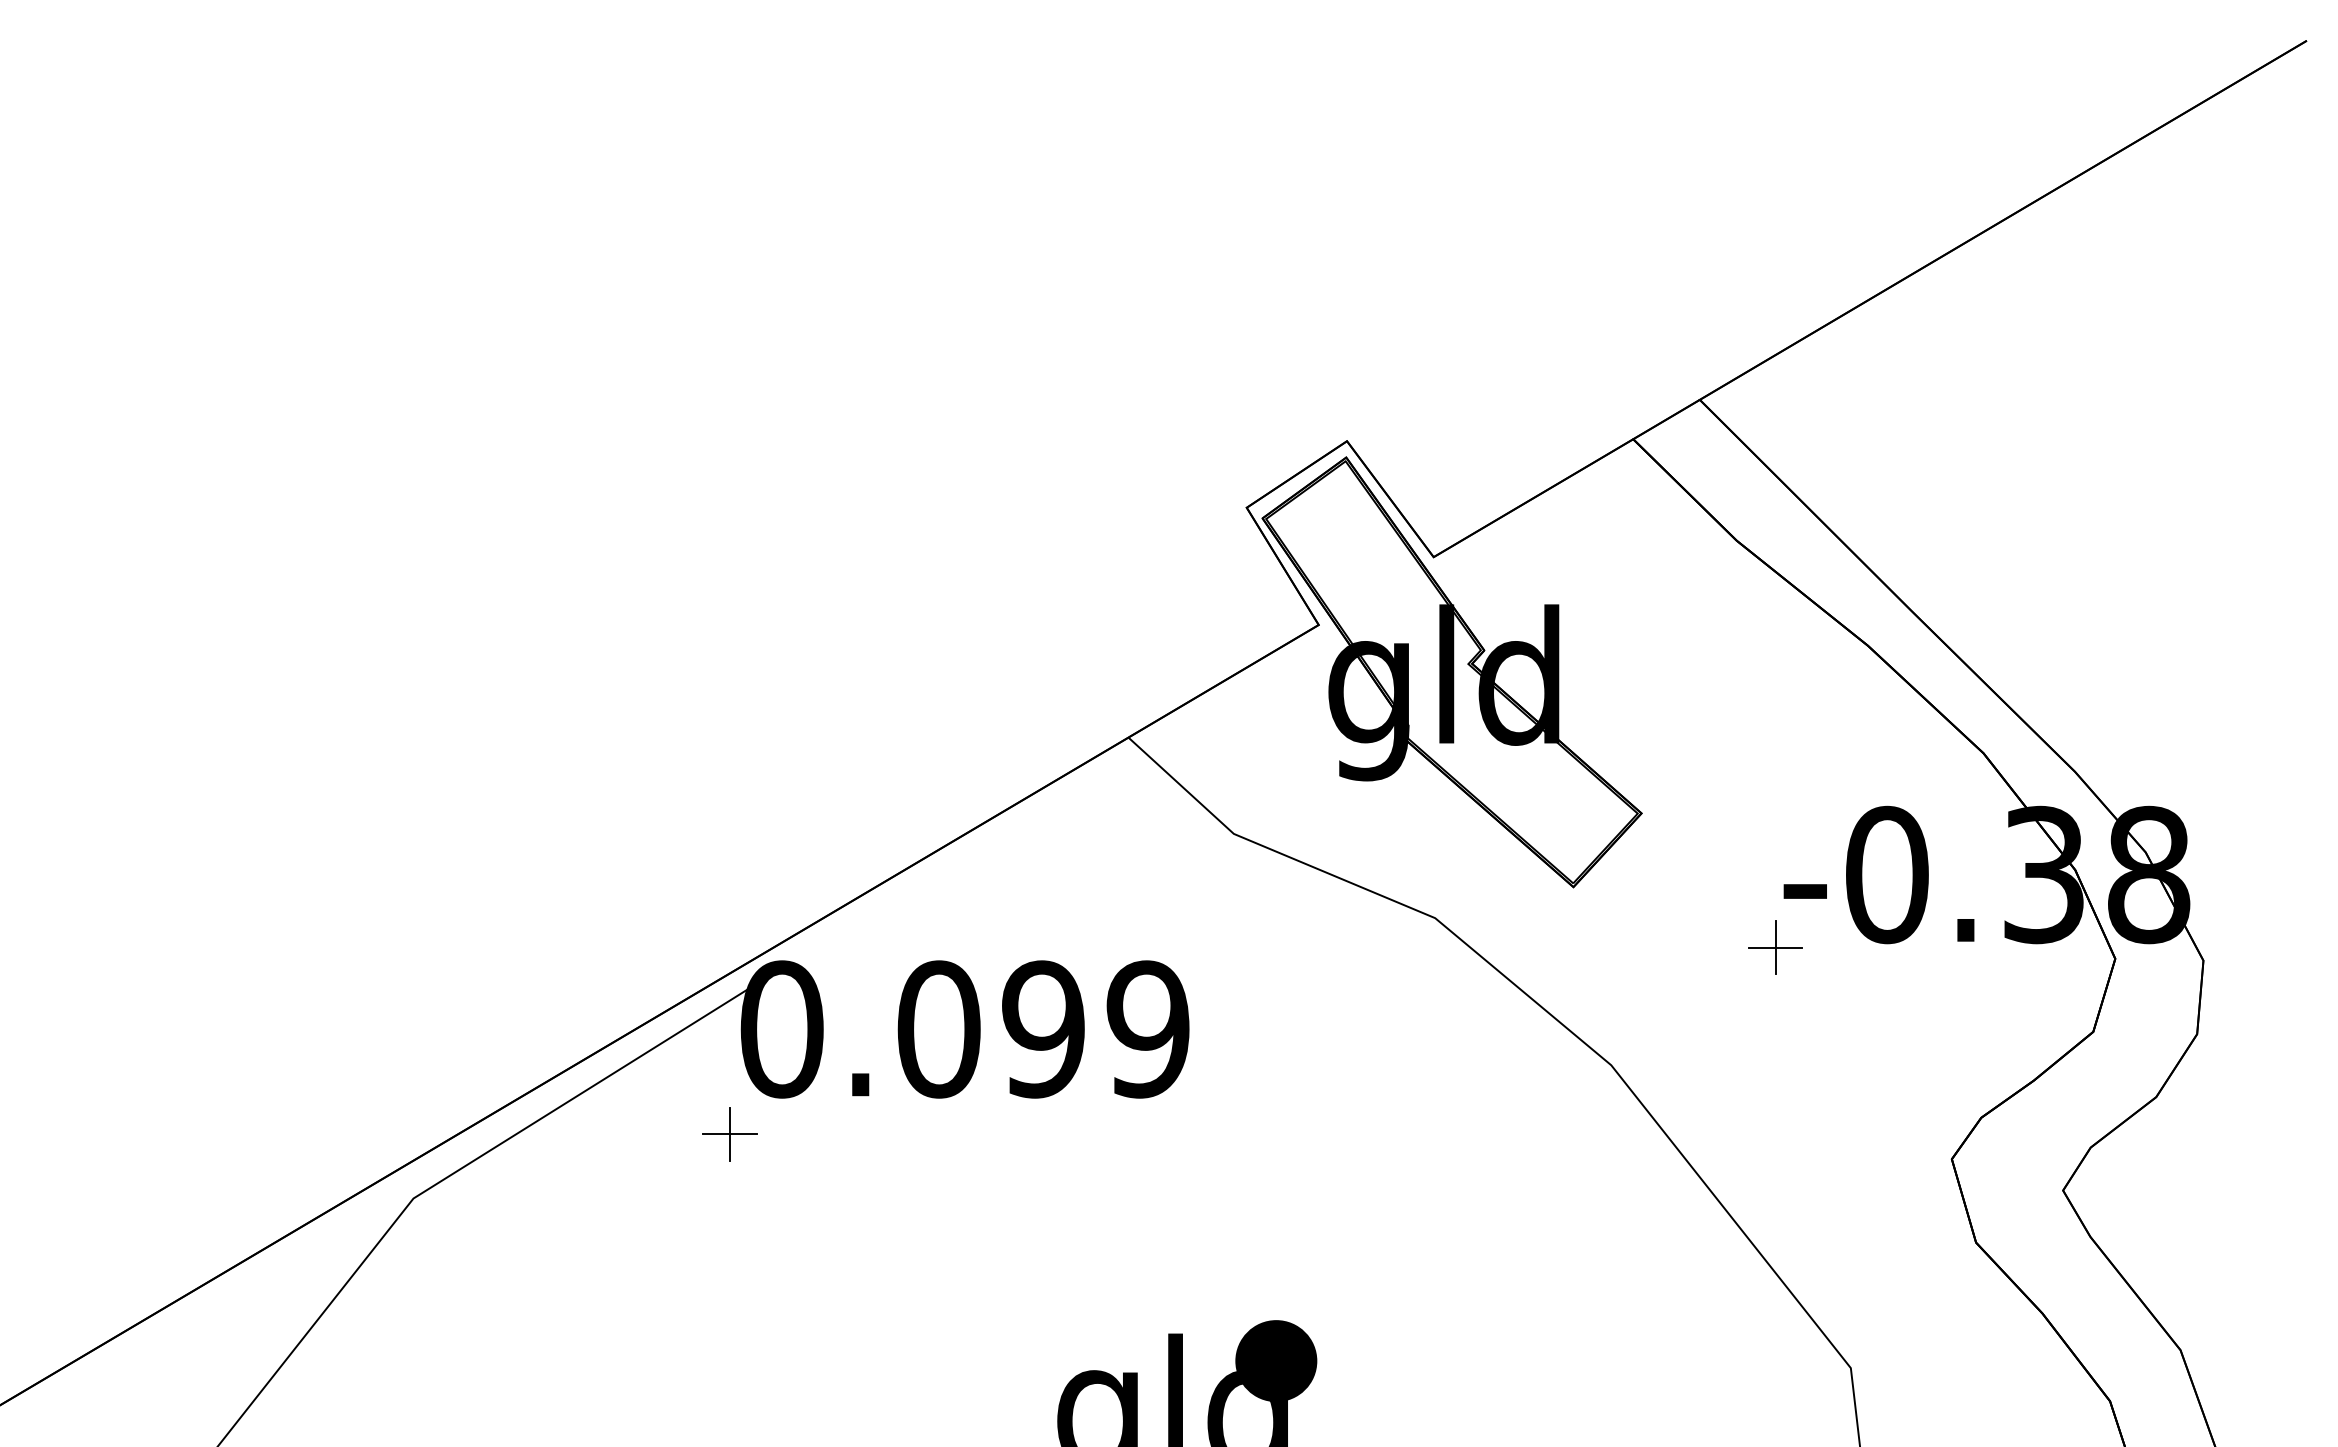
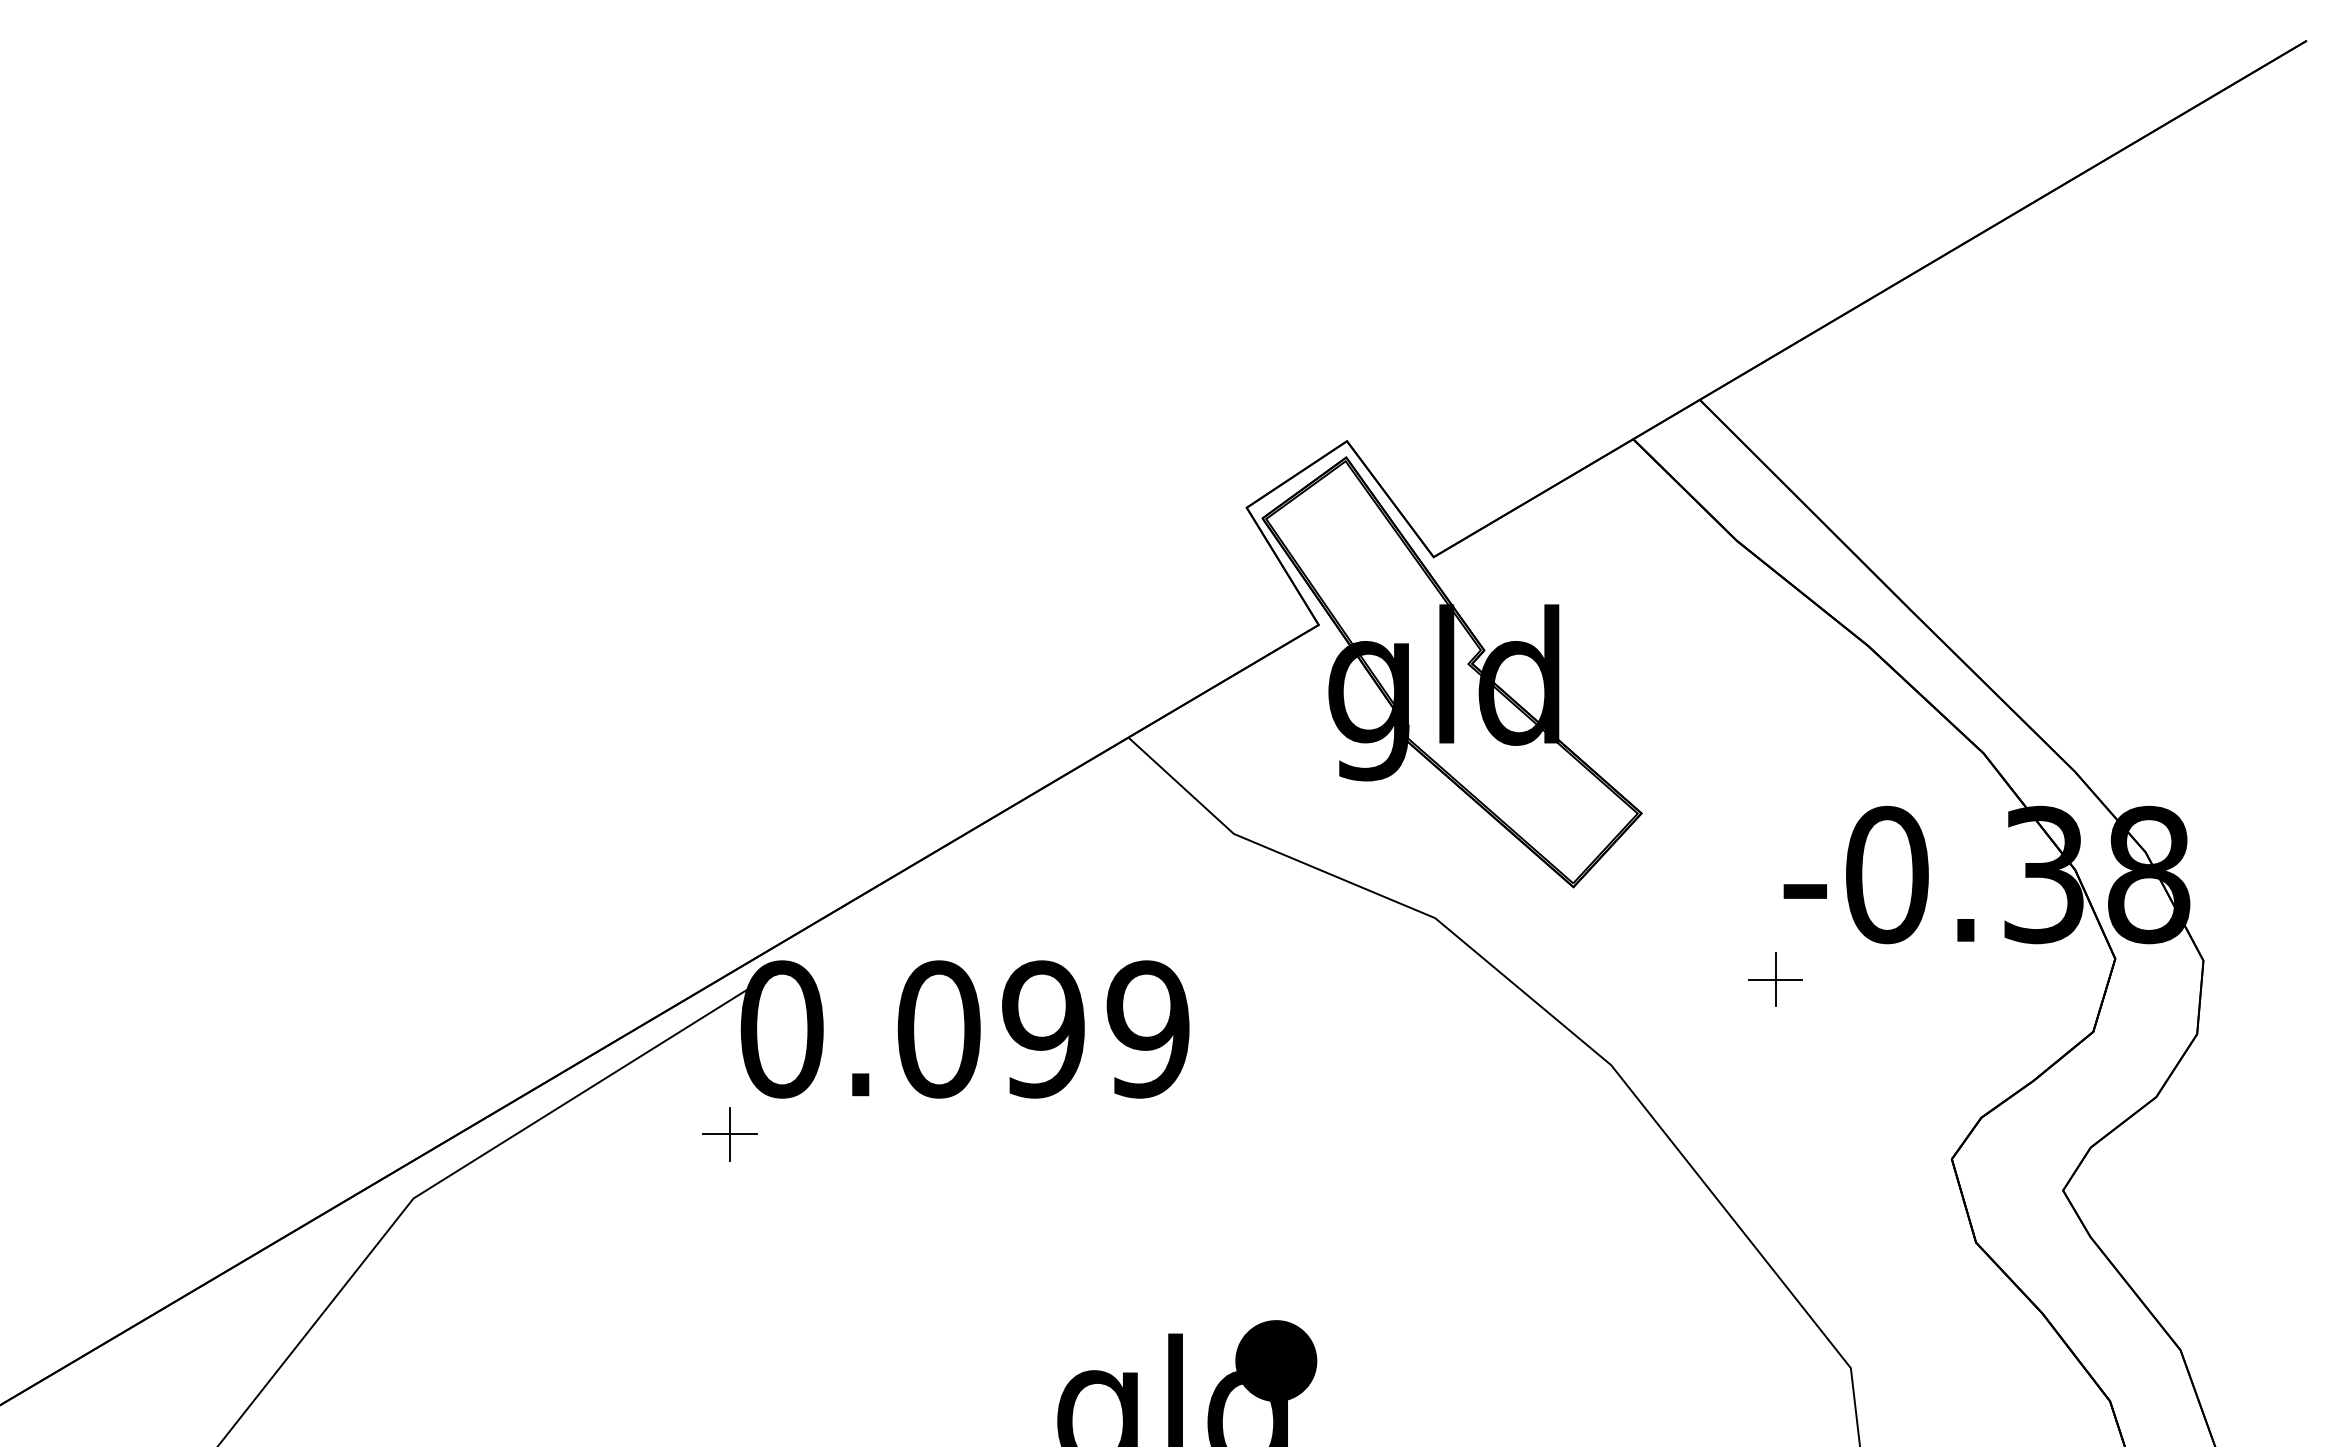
part position: (1775, 947) -> (1775, 979) (1775, 979)
